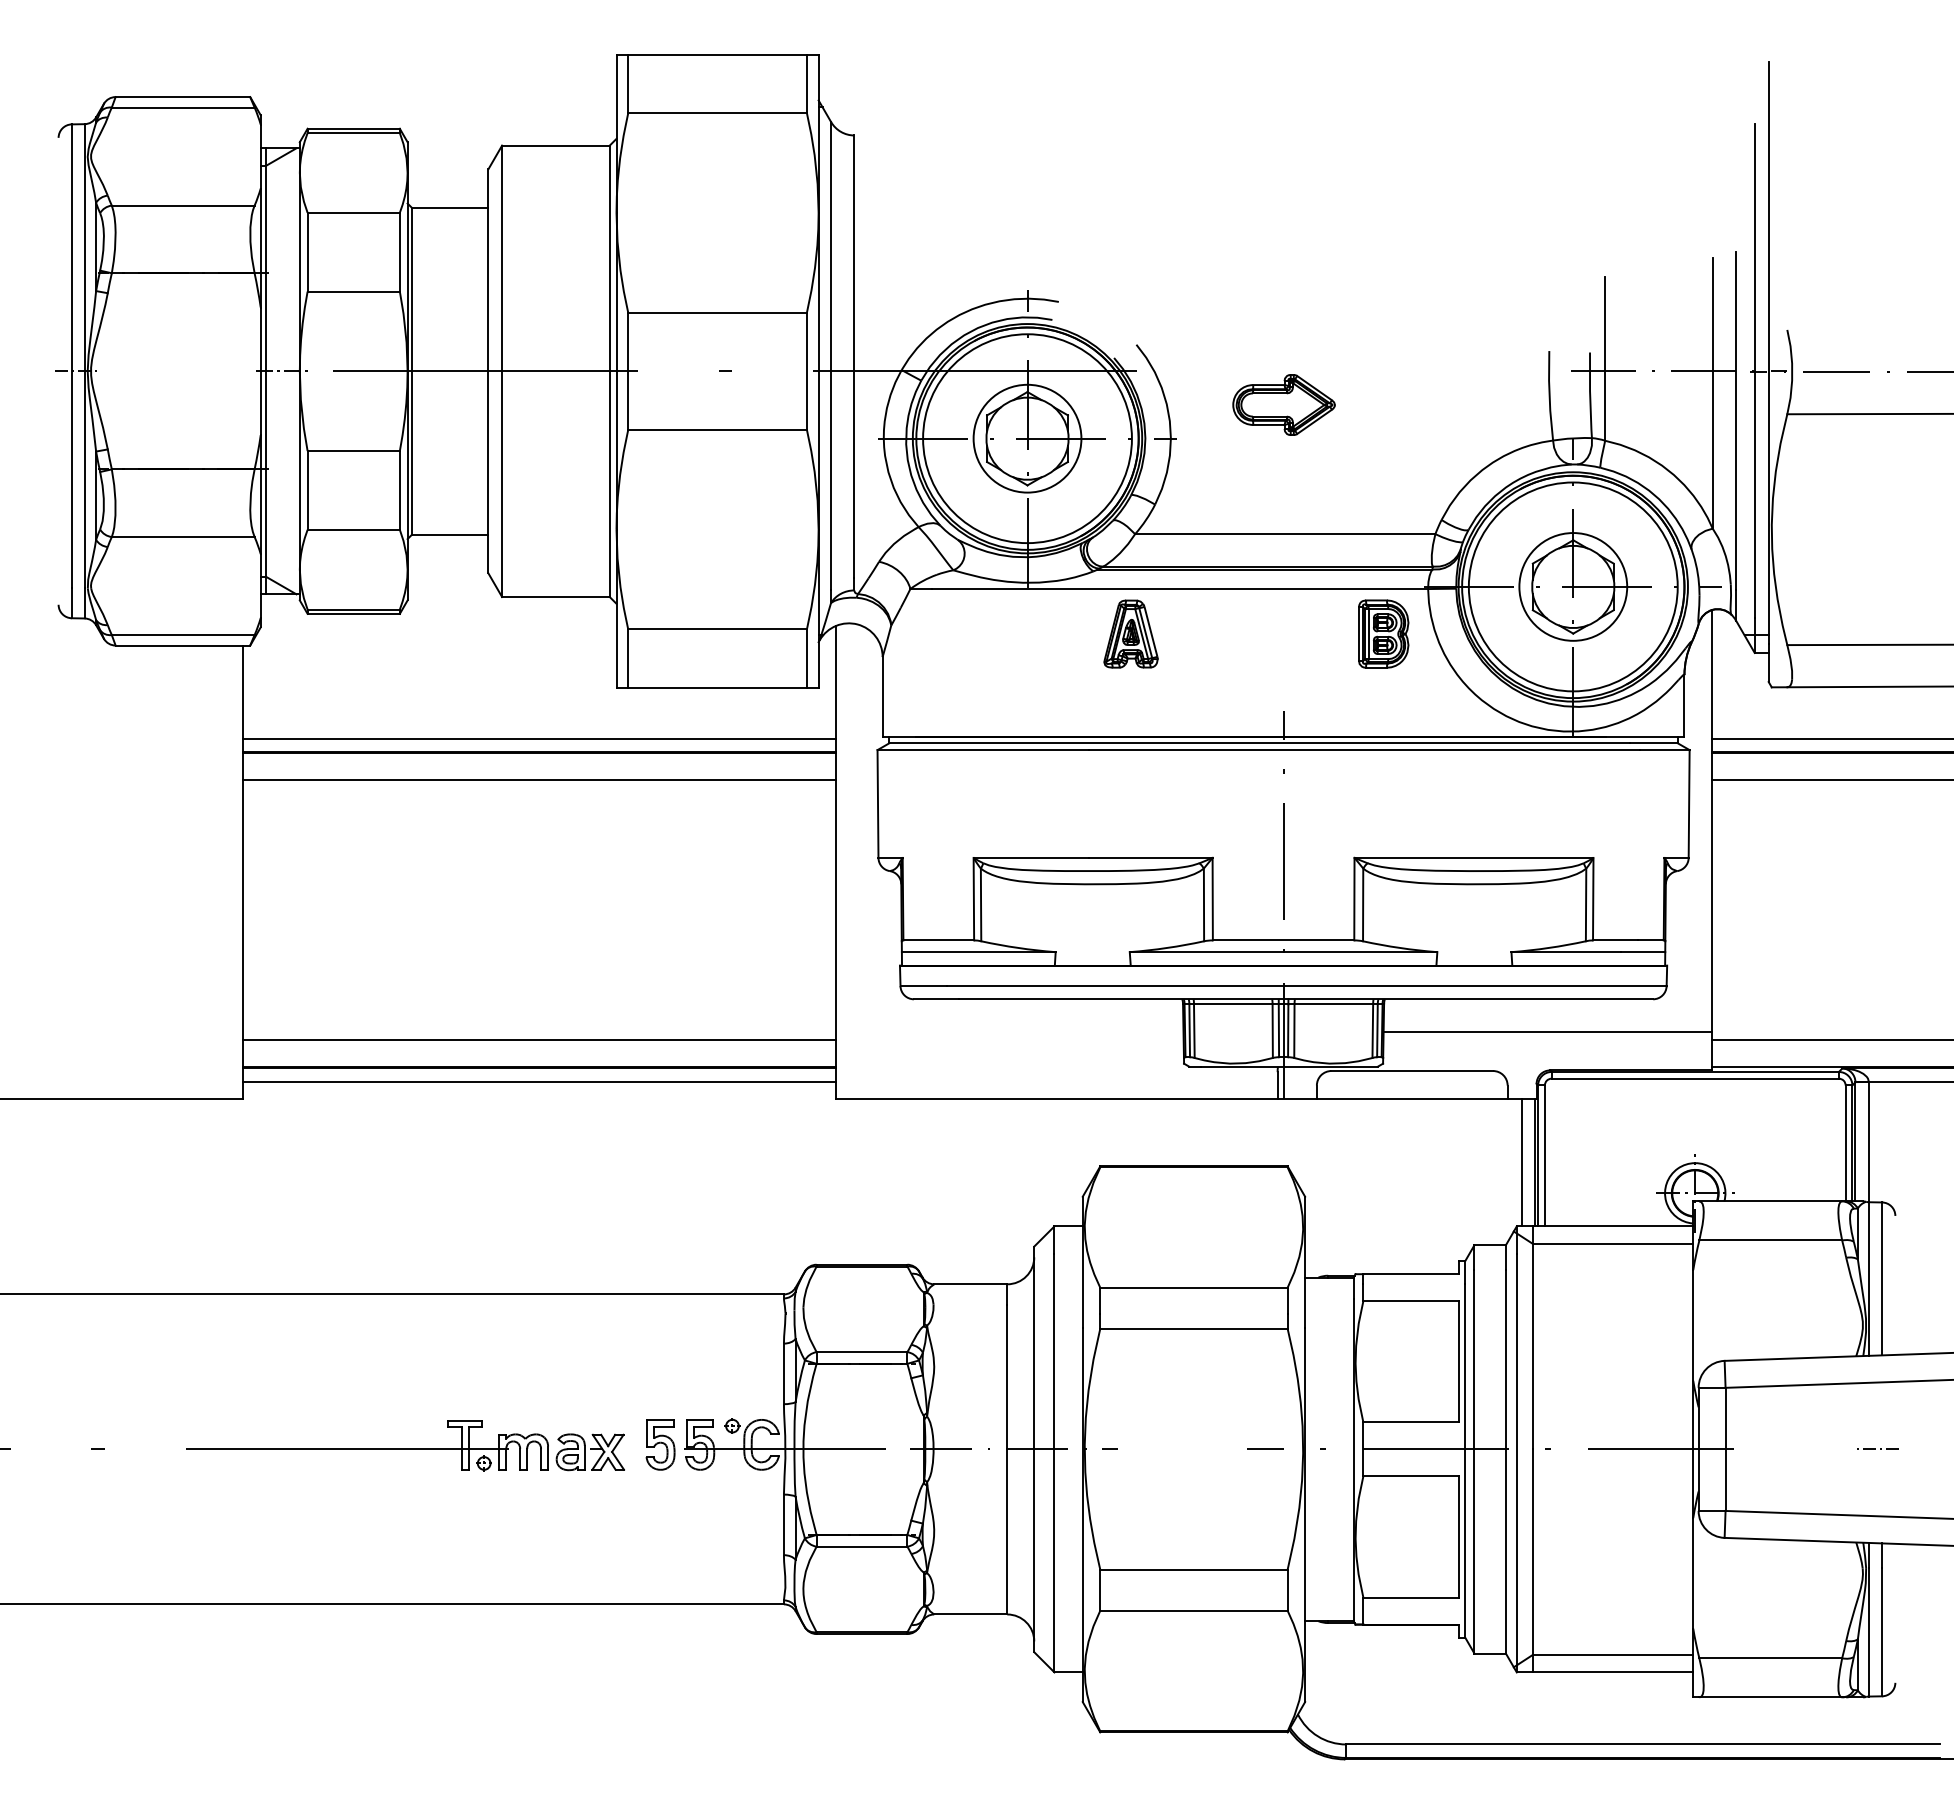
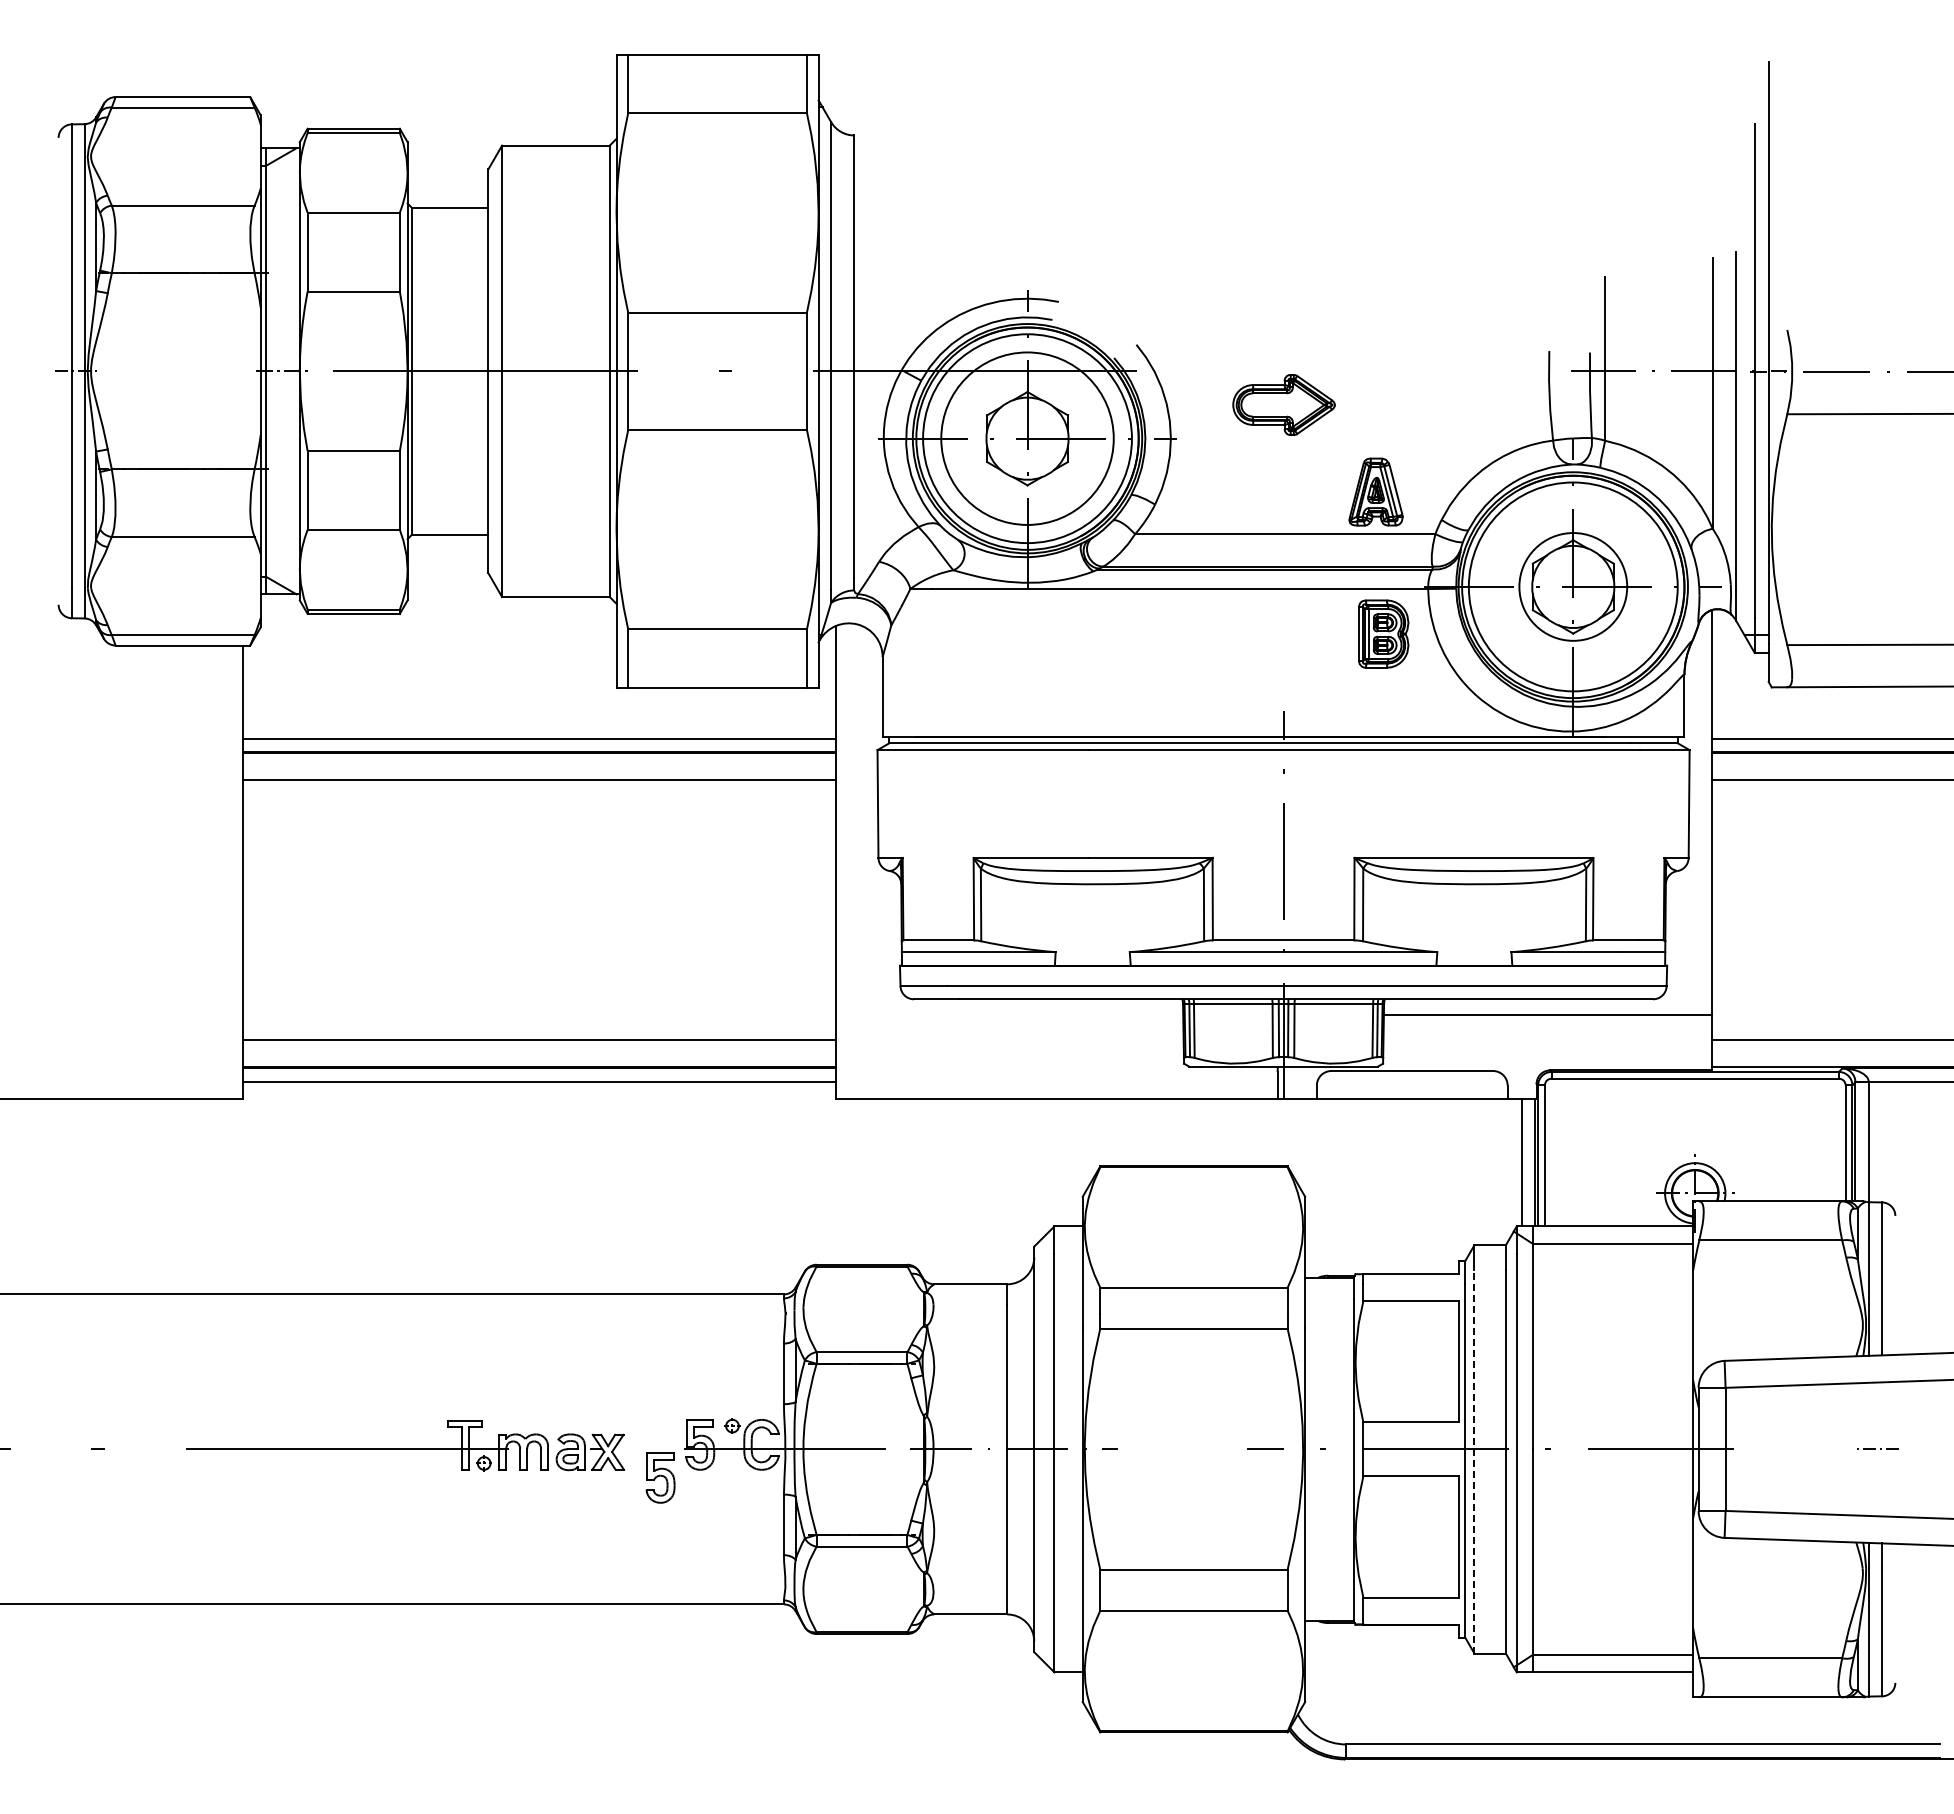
circle diameter: 108 px -> 172 px (1027, 438)
part position: (1130, 633) -> (1375, 491) (1375, 491)
line position: (1547, 1031) -> (1547, 1014) (1547, 1014)
part position: (660, 1444) -> (660, 1477) (660, 1477)
line: solid -> dashed (1474, 1461)
